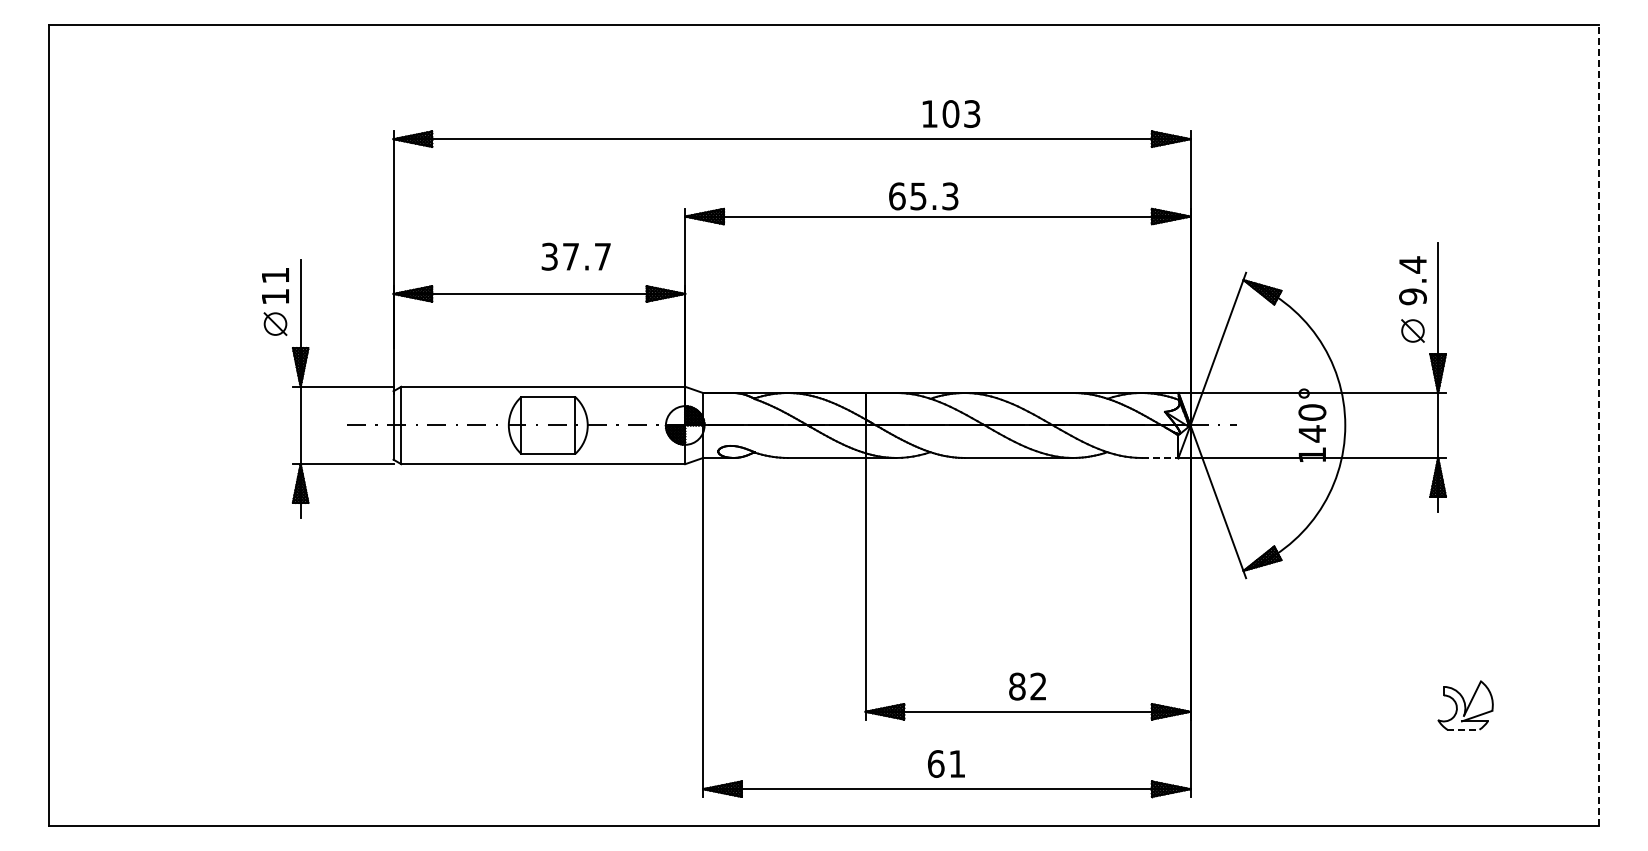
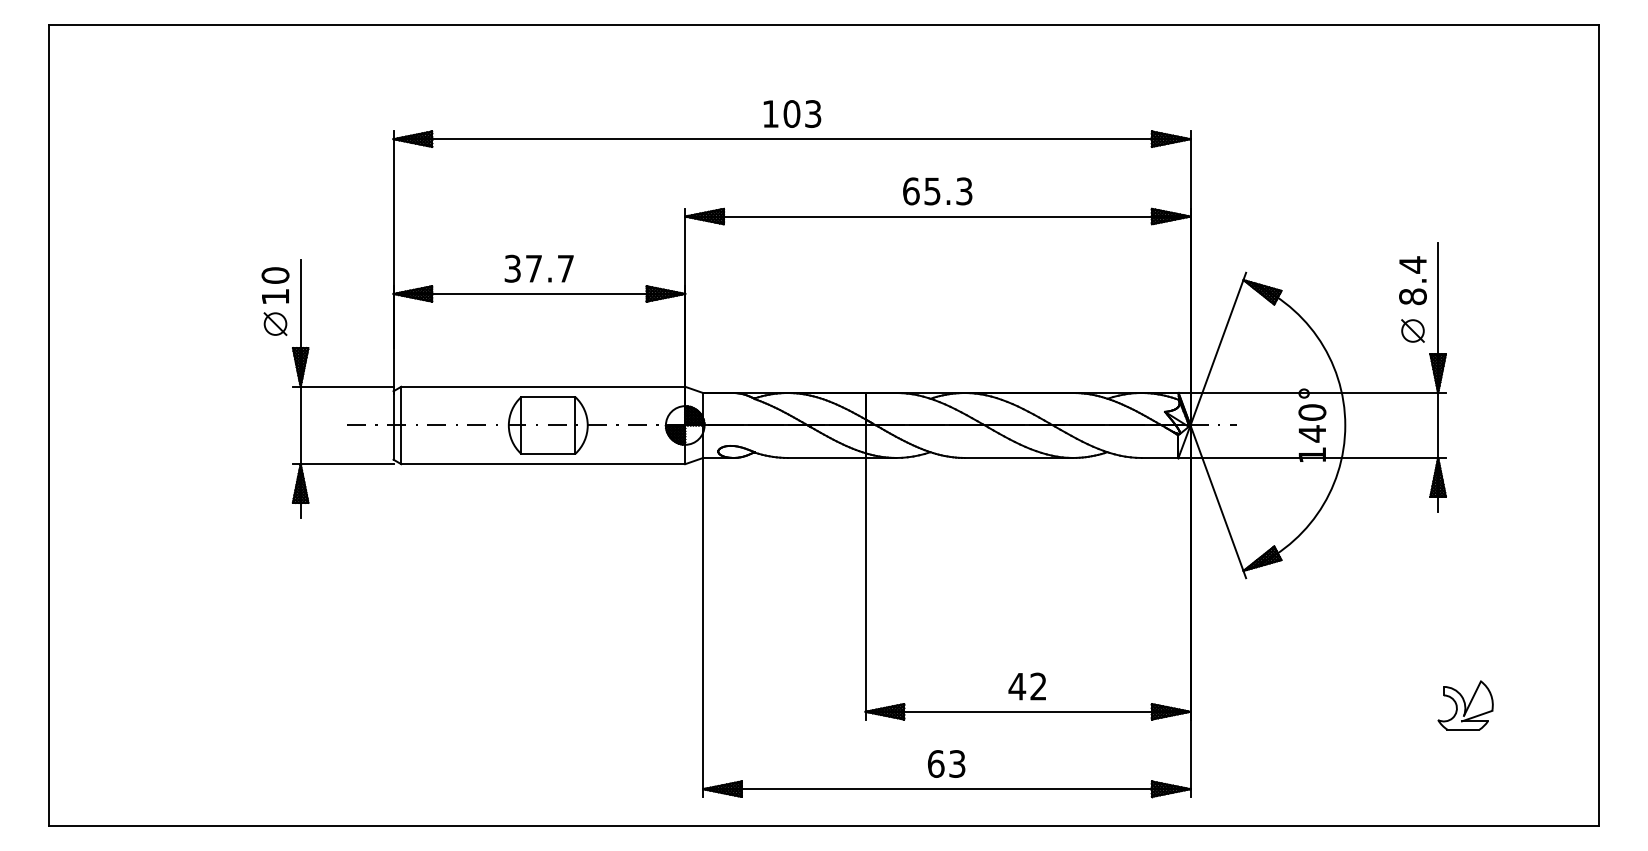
text position: (951, 113) -> (792, 113) (792, 113)
text position: (923, 196) -> (937, 191) (937, 191)
text position: (575, 256) -> (538, 268) (538, 268)
text: 11 -> 10 (275, 275)
text: 9.4 -> 8.4 (1412, 296)
line: dashed -> solid (1598, 425)
line: dashed -> solid (1160, 457)
text: 82 -> 42 (1017, 686)
line: dashed -> solid (1463, 729)
text: 61 -> 63 (957, 763)
